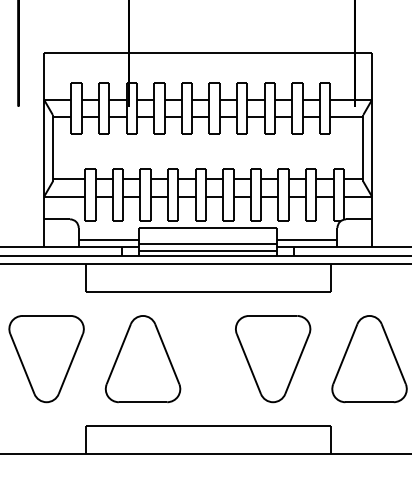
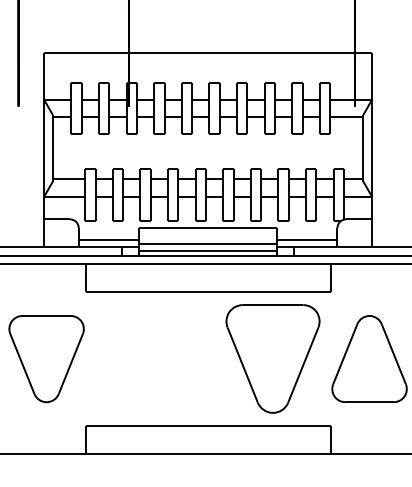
part: present -> none (142, 359)
part size: 77x89 px -> 96x110 px (272, 358)
